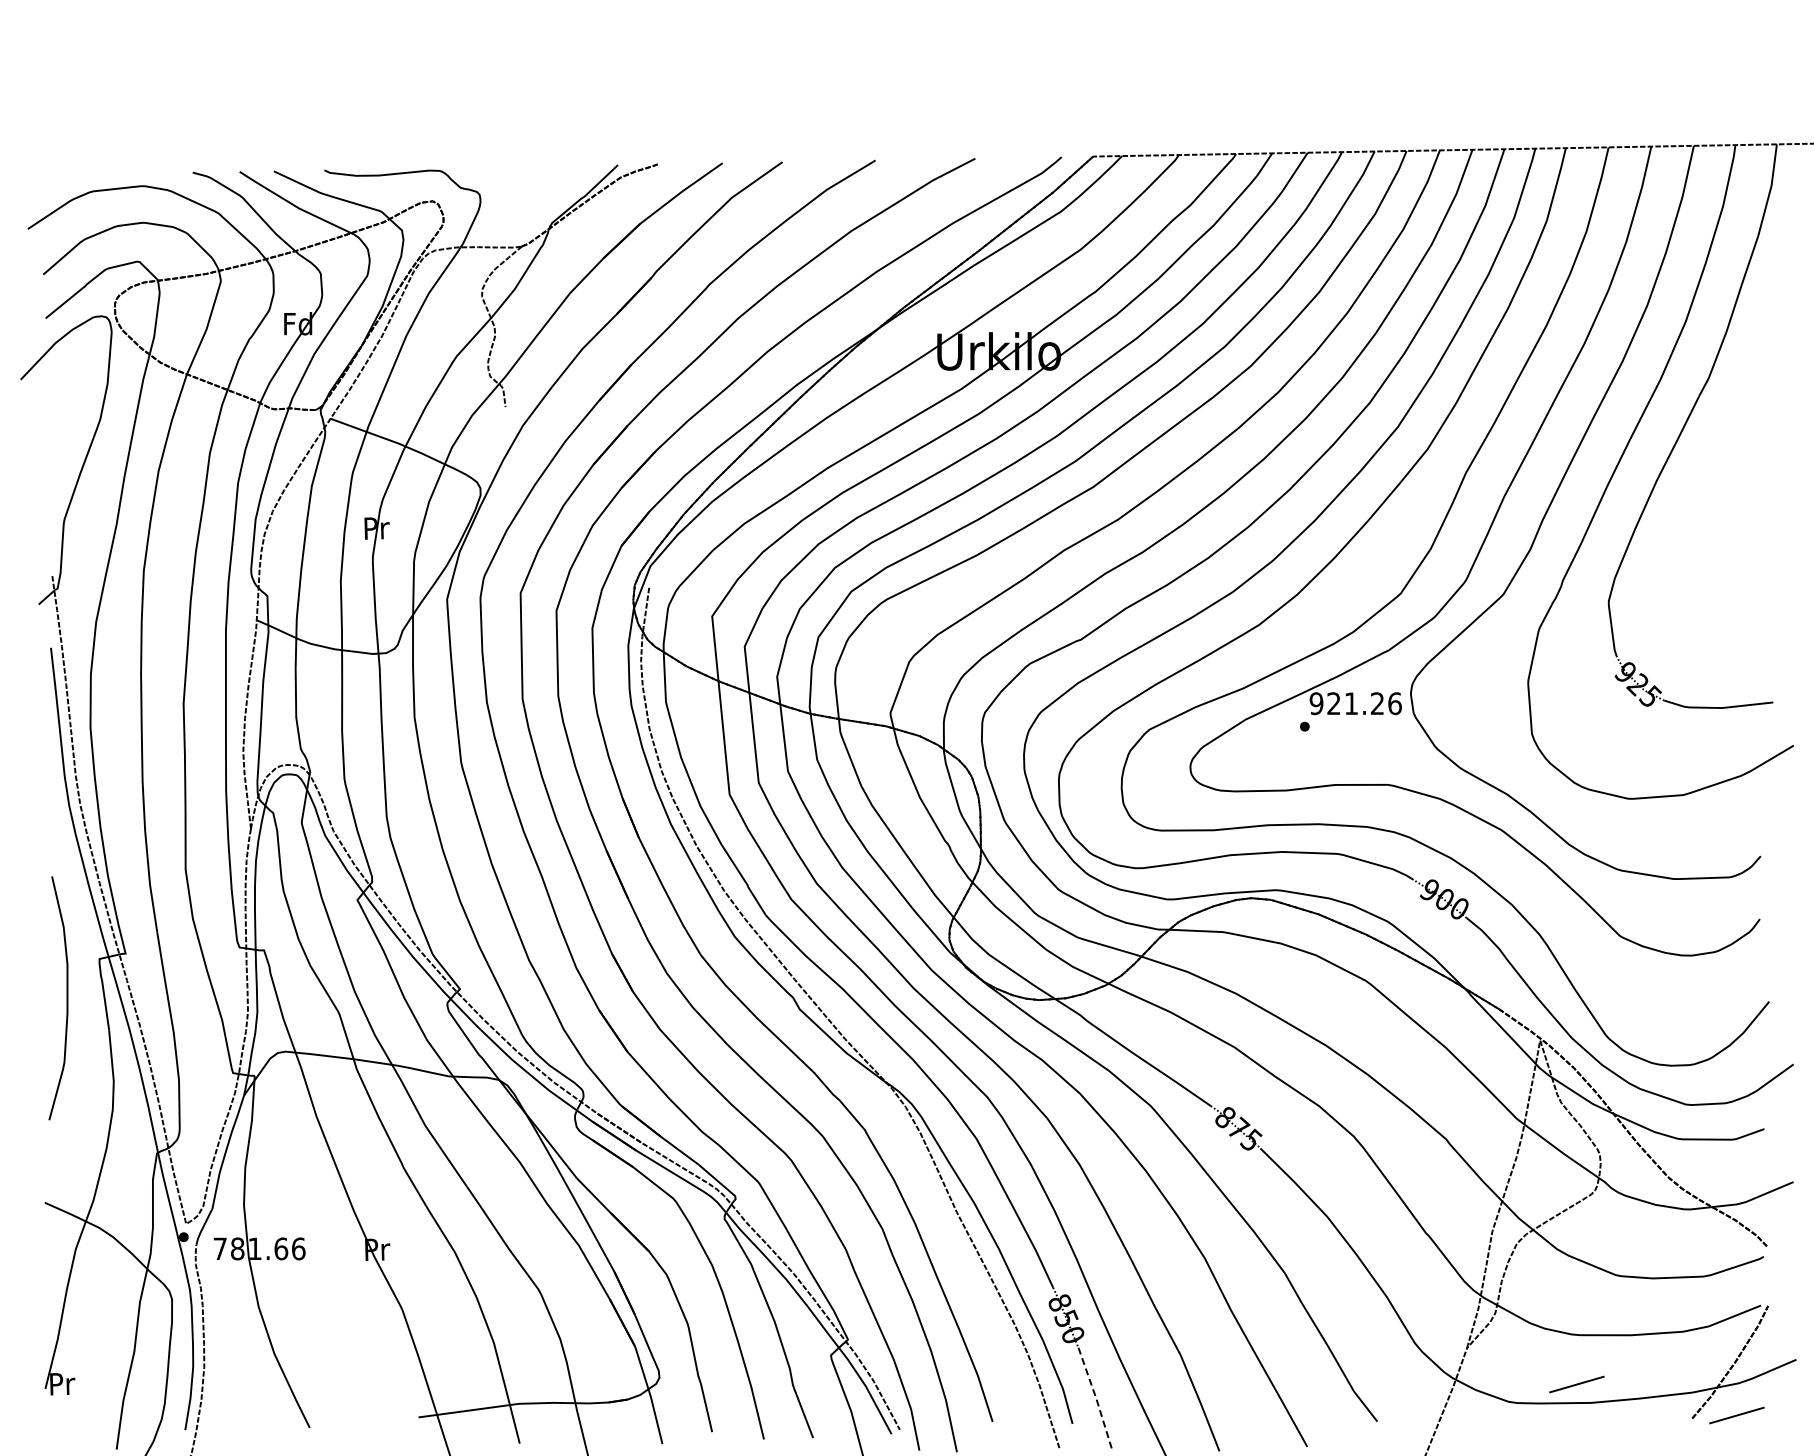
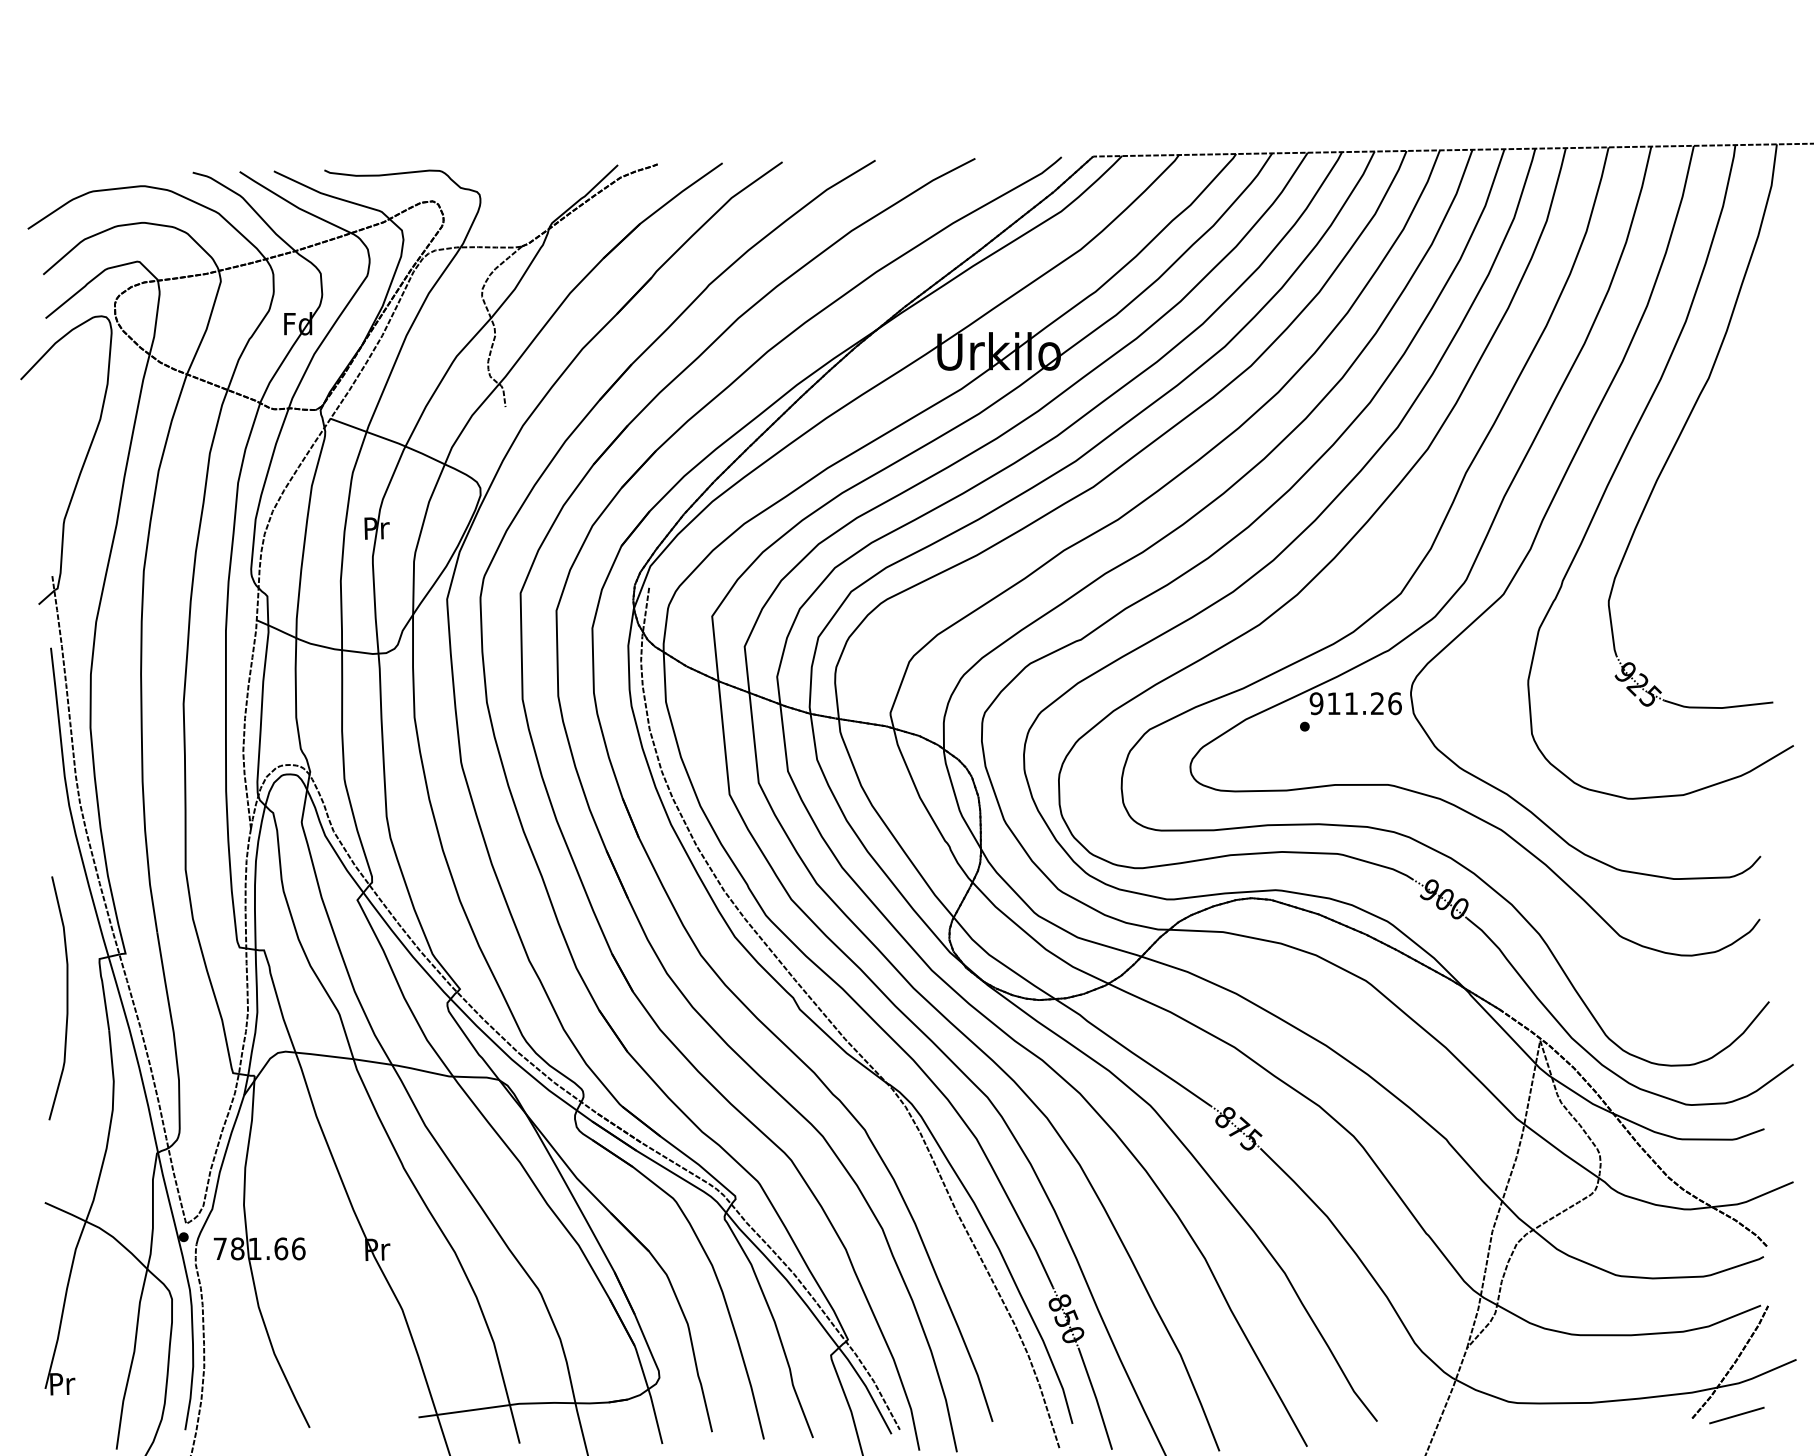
text: 921.26 -> 911.26 (1333, 703)
line: present -> none (1576, 1384)
line: dashed -> solid (1096, 1398)
